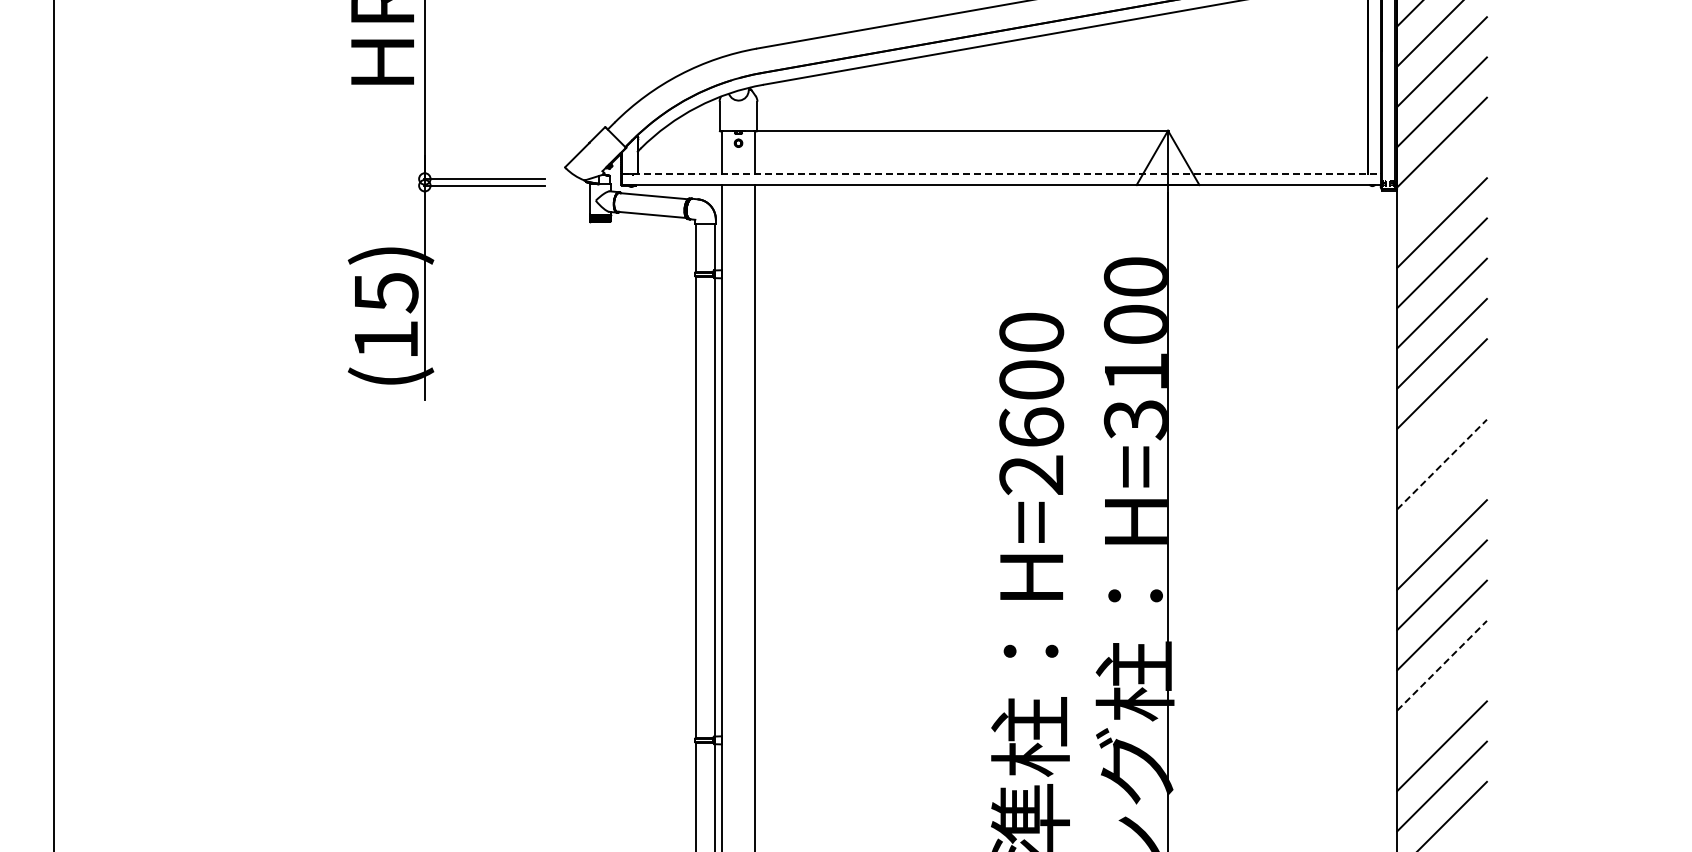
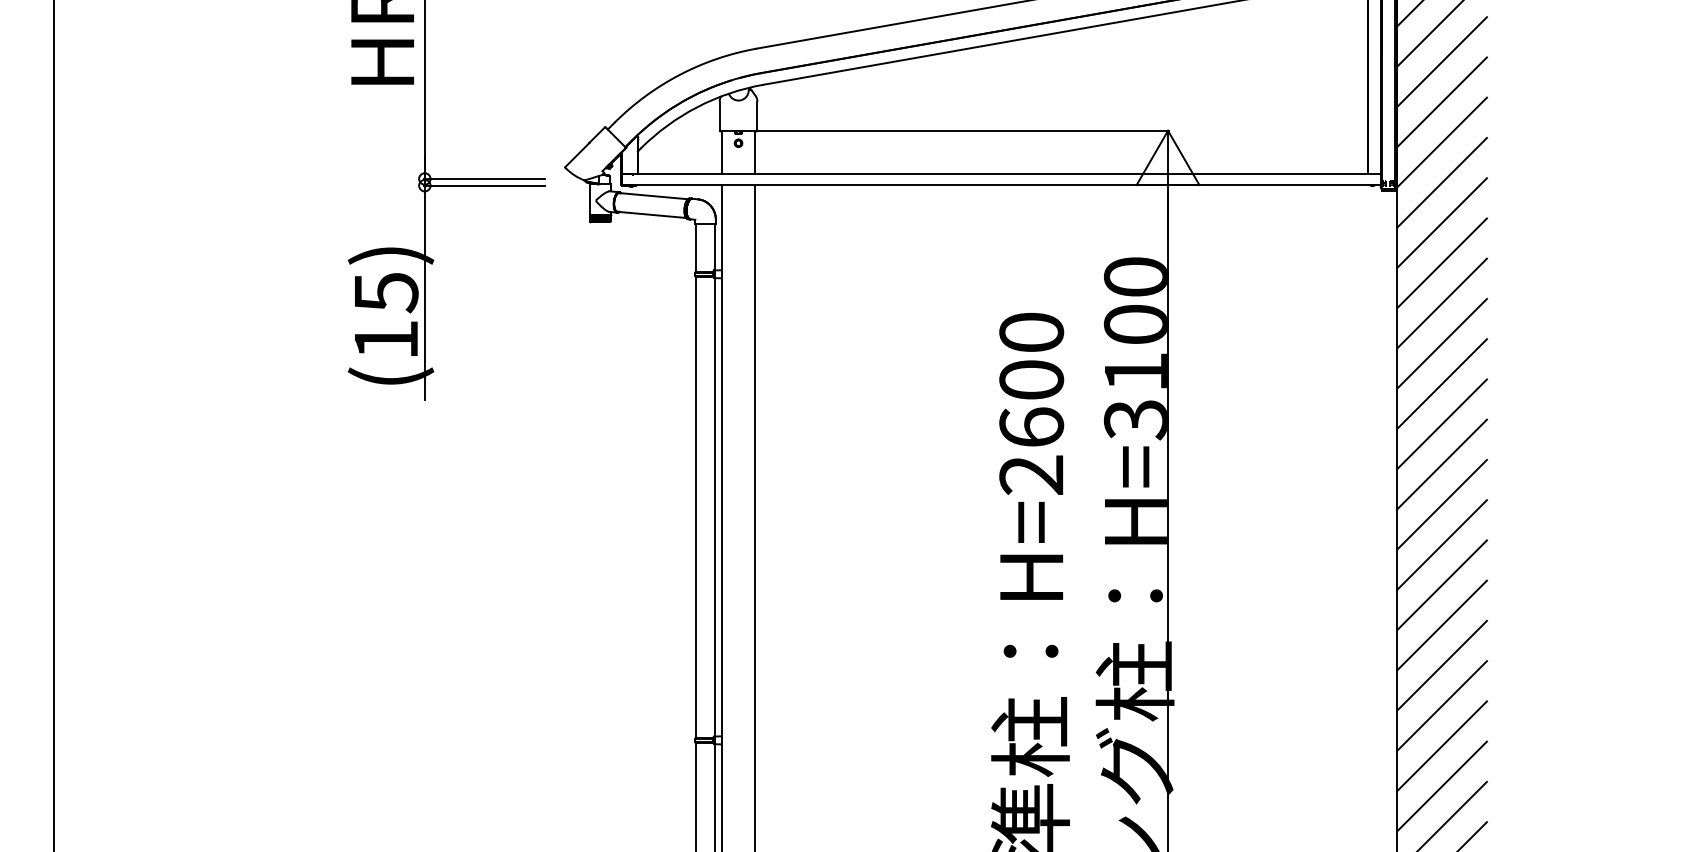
line: dashed -> solid (1002, 174)
line: none -> present (1441, 182)
line: none -> present (1441, 424)
line: dashed -> solid (1442, 464)
line: none -> present (1441, 504)
line: dashed -> solid (1442, 665)
line: none -> present (1441, 705)
line: none -> present (1473, 835)
